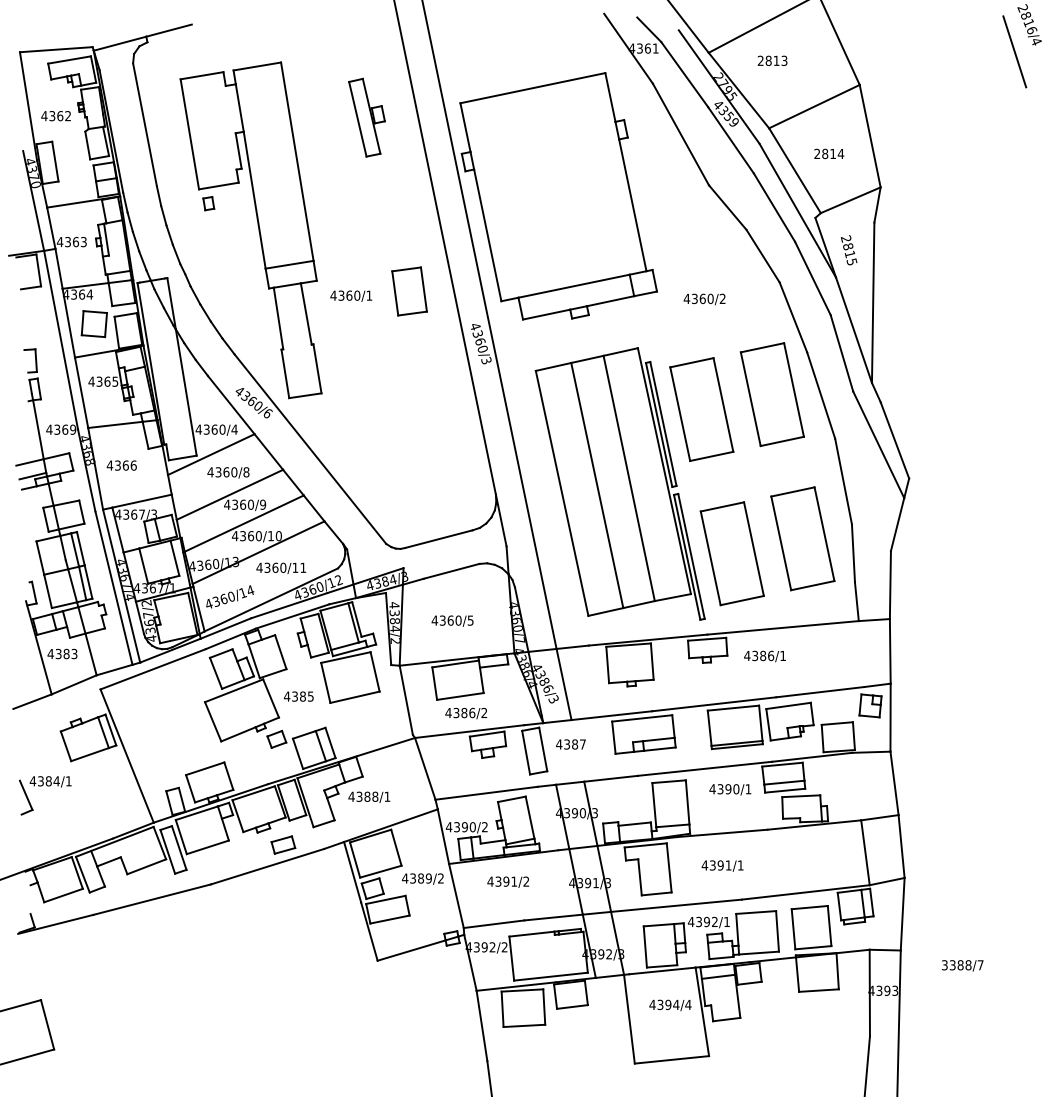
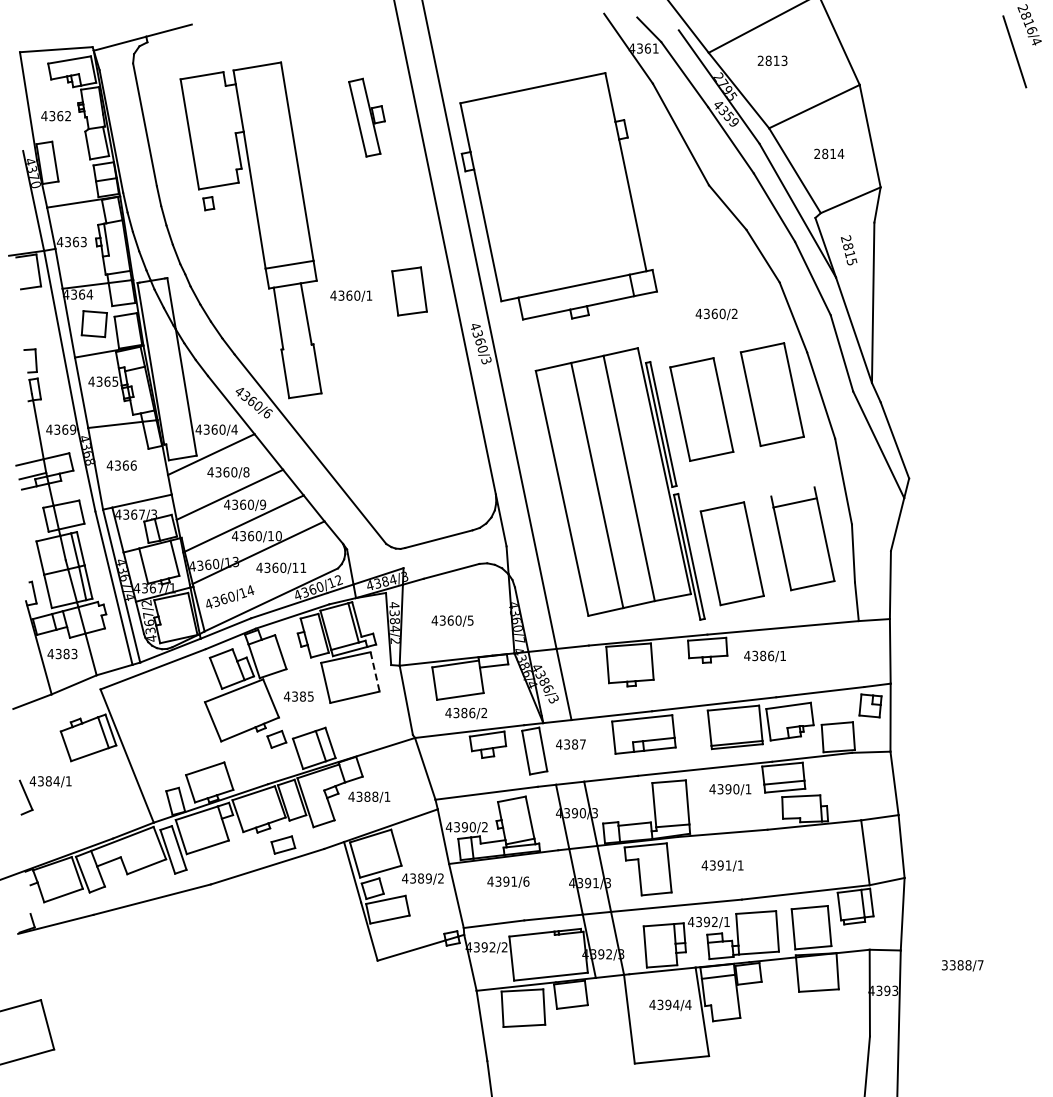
text position: (704, 299) -> (716, 314) (716, 314)
line position: (792, 491) -> (794, 502) (794, 502)
line: solid -> dashed (375, 672)
text: 4391/2 -> 4391/6 (526, 881)
